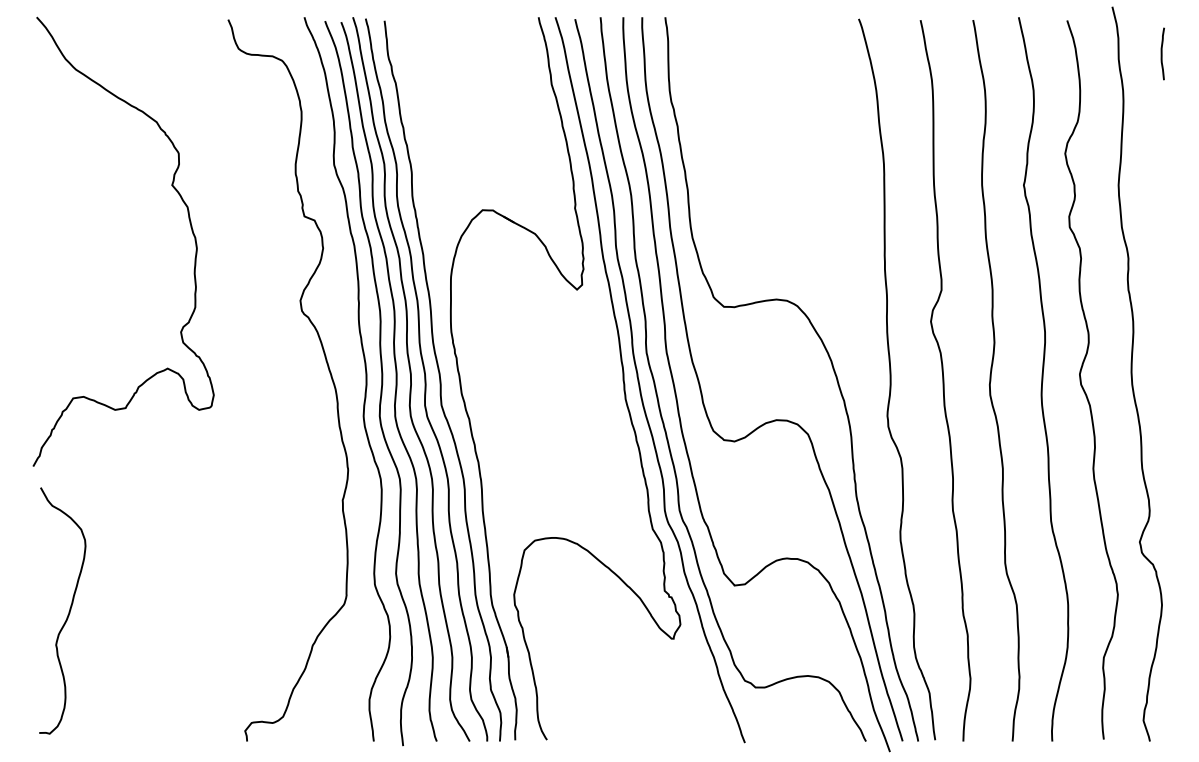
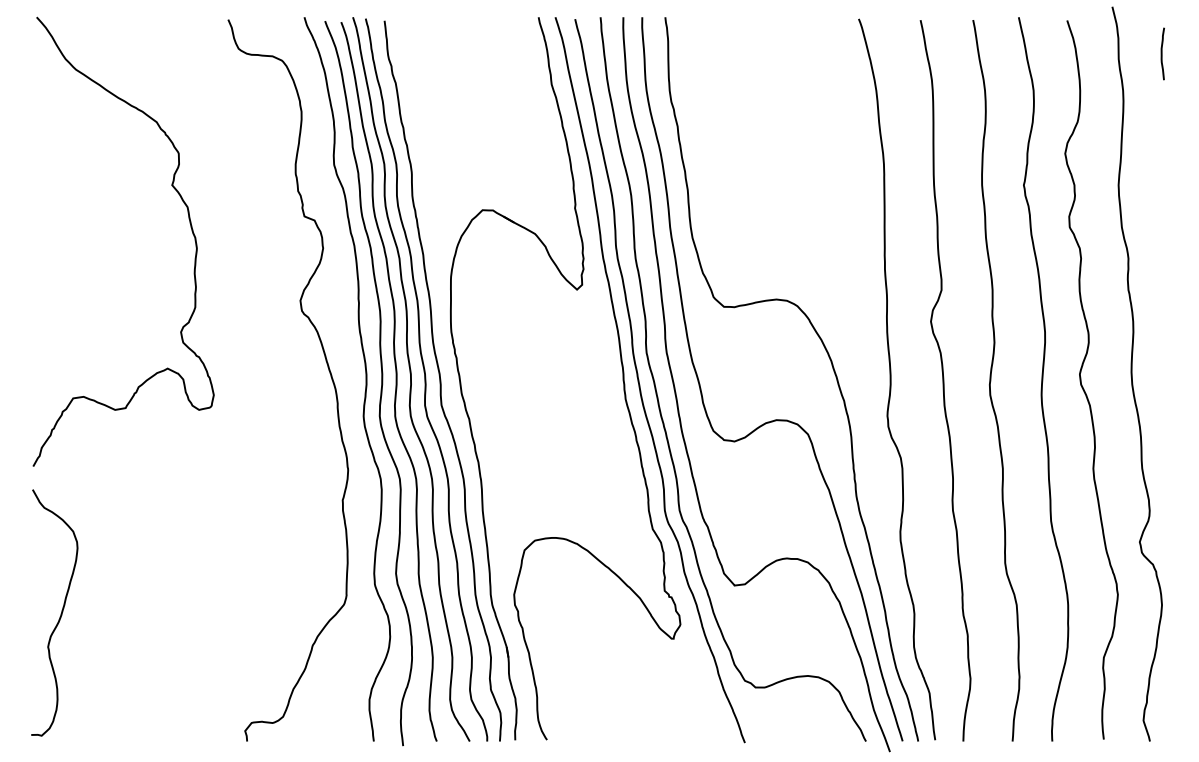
curve position: (68, 611) -> (60, 613) (60, 613)
